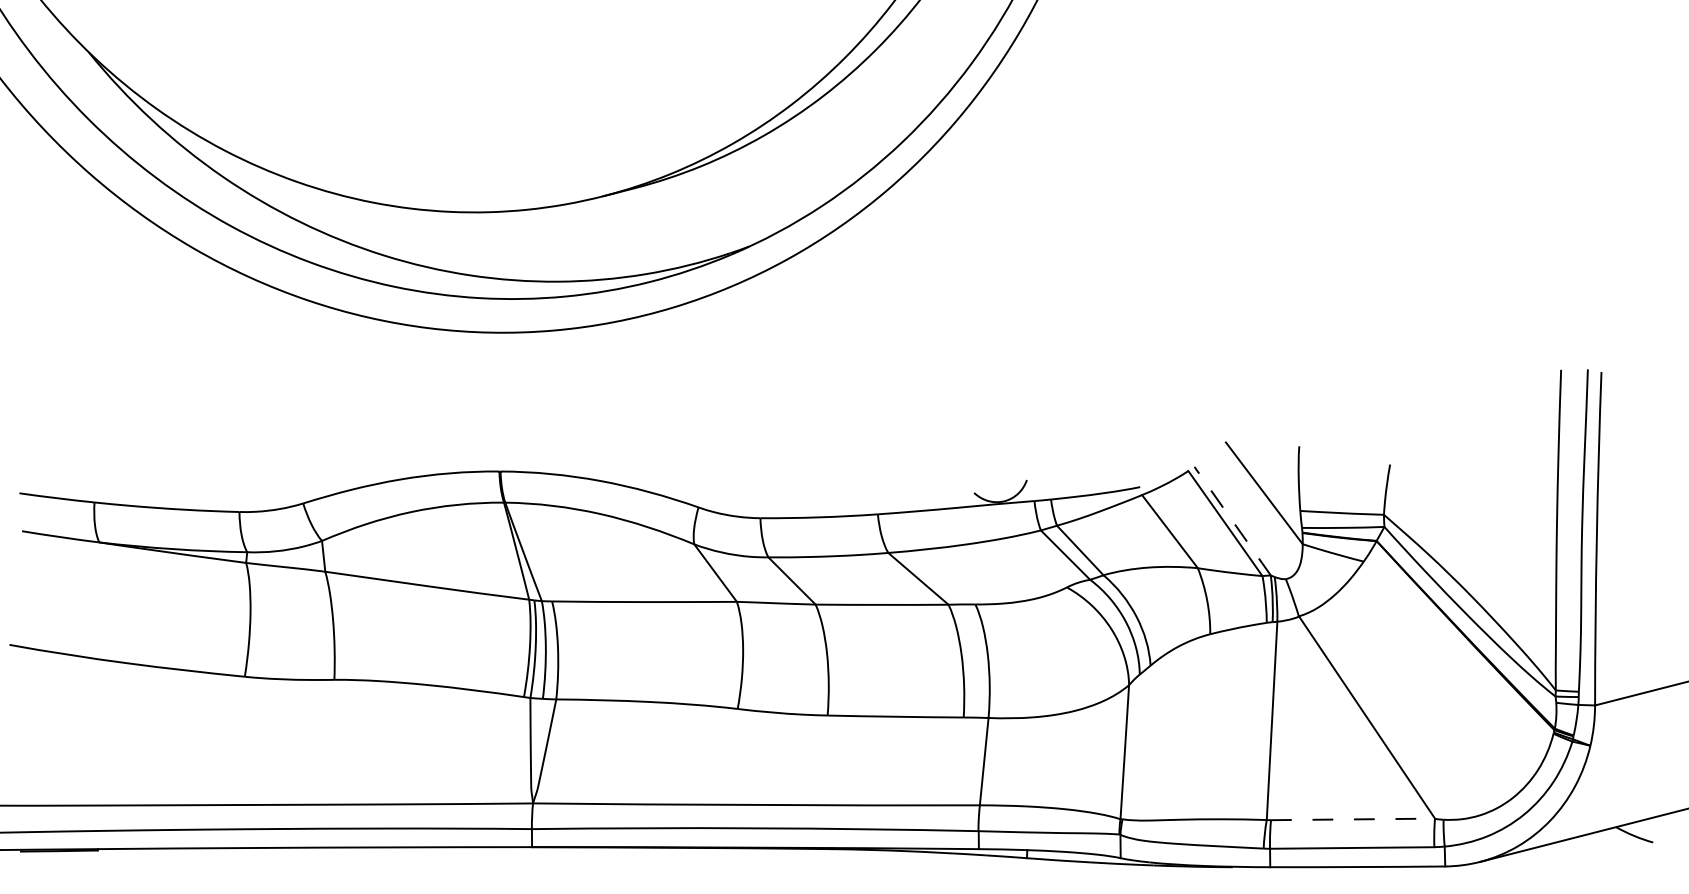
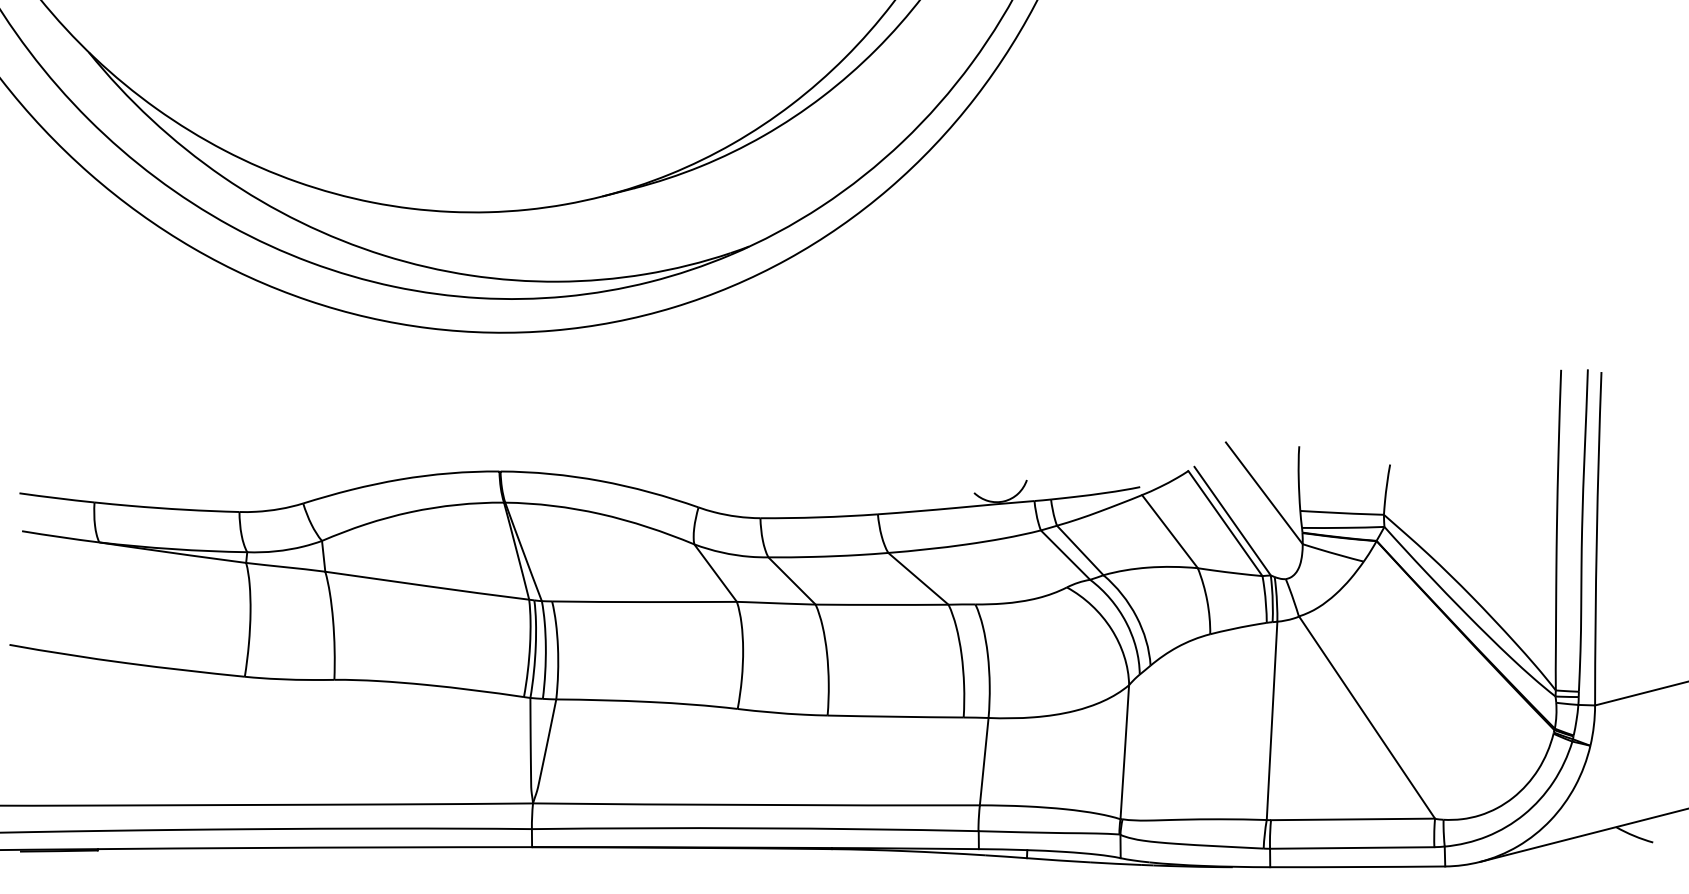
line: dashed -> solid (1232, 520)
line: dashed -> solid (1353, 819)
